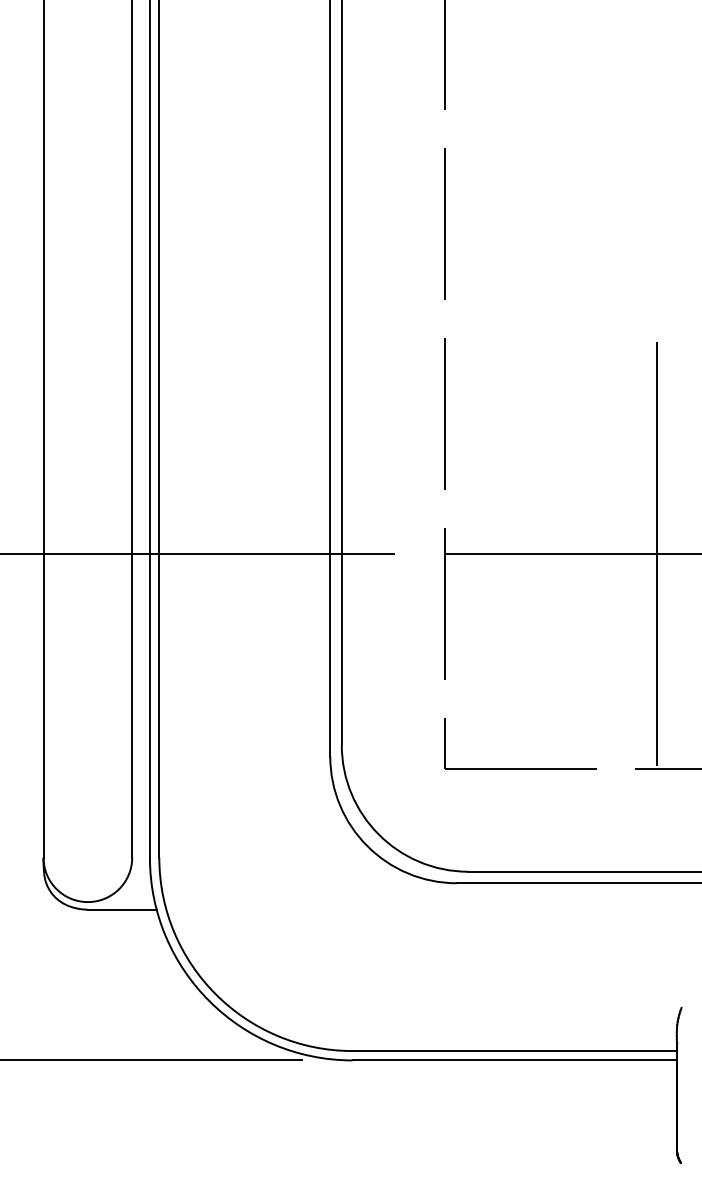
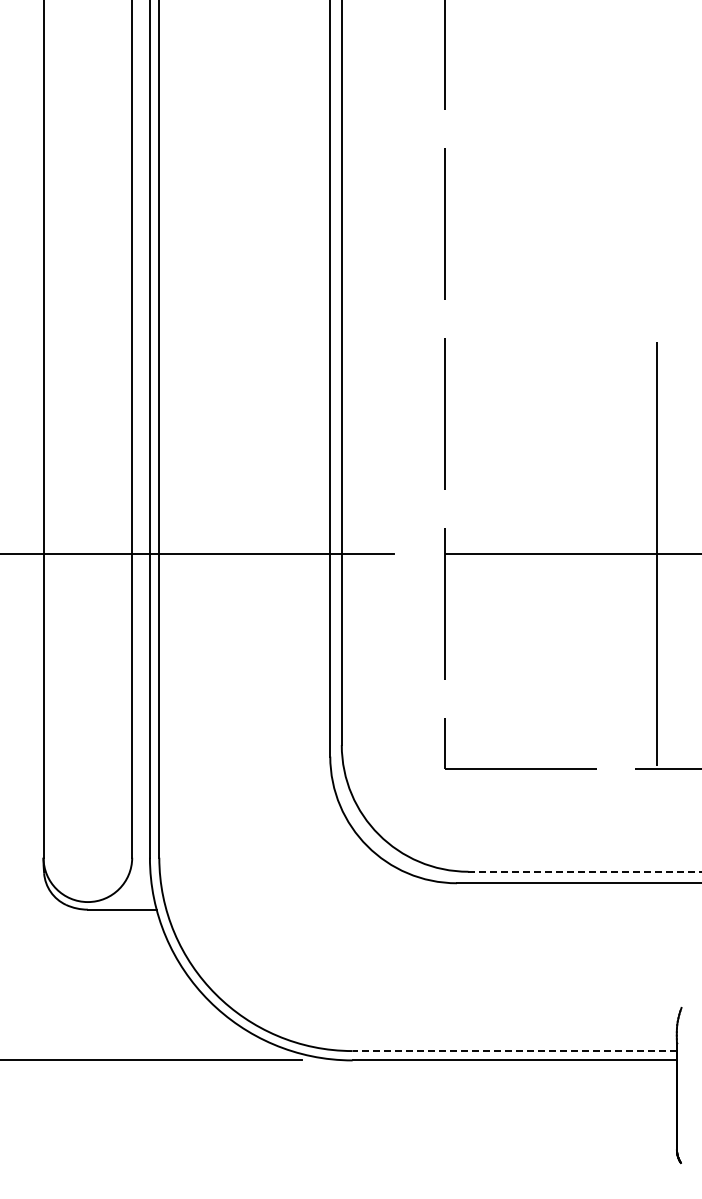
line: solid -> dashed (585, 871)
line: solid -> dashed (514, 1051)
